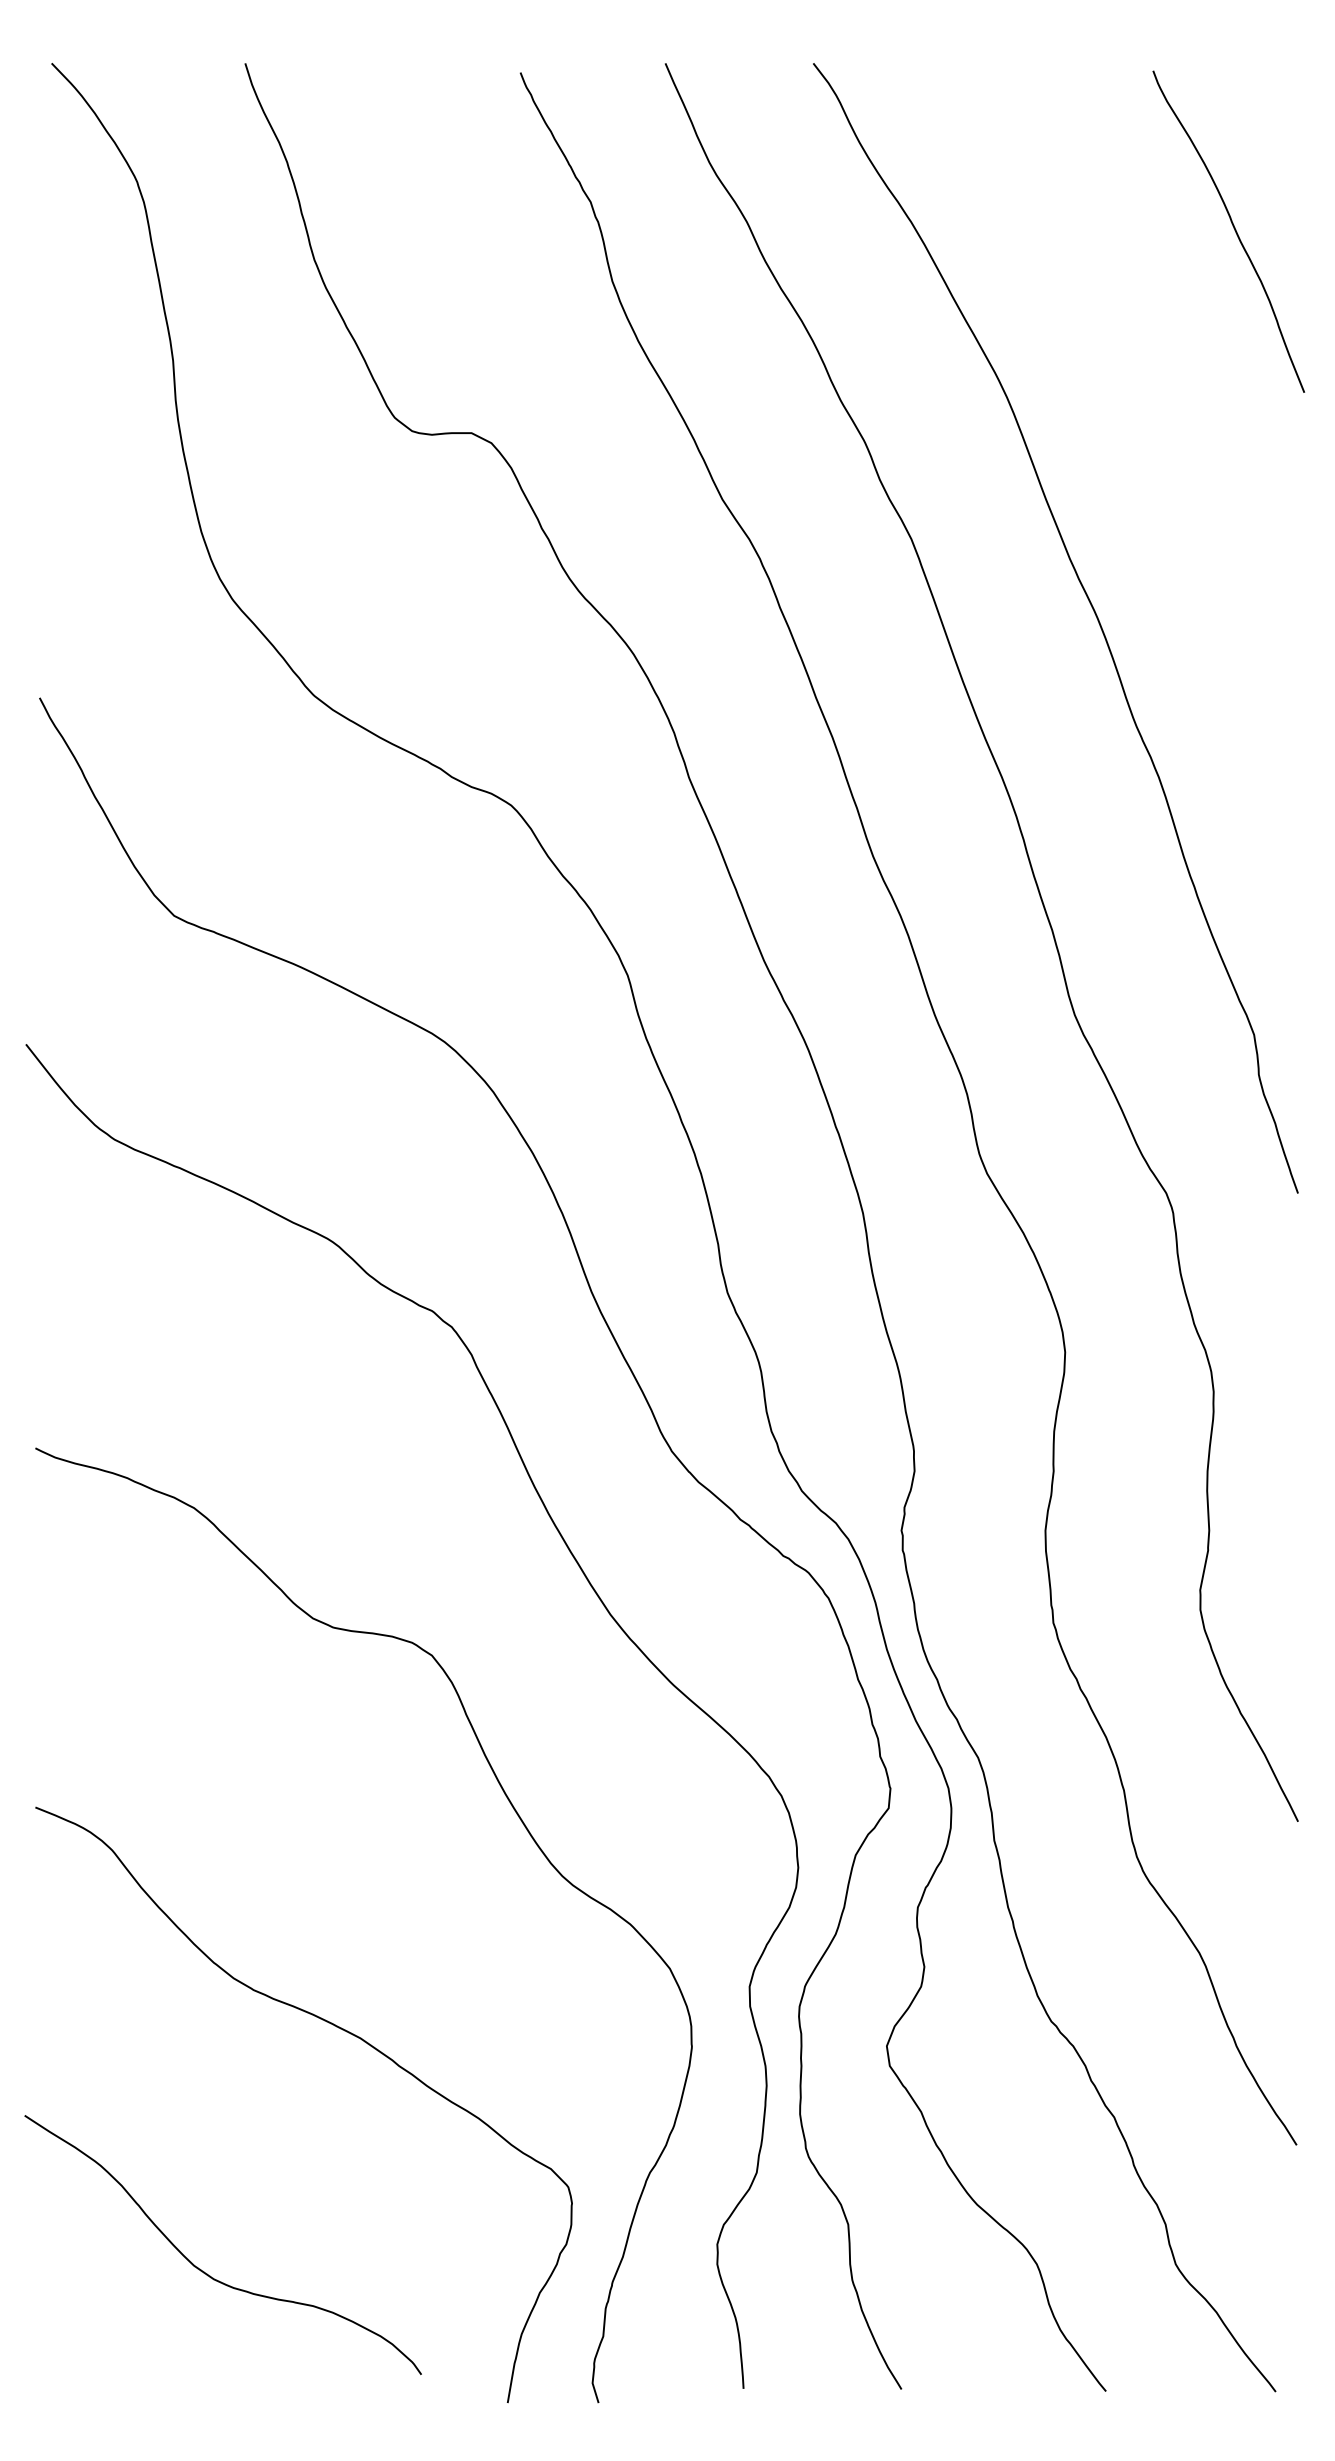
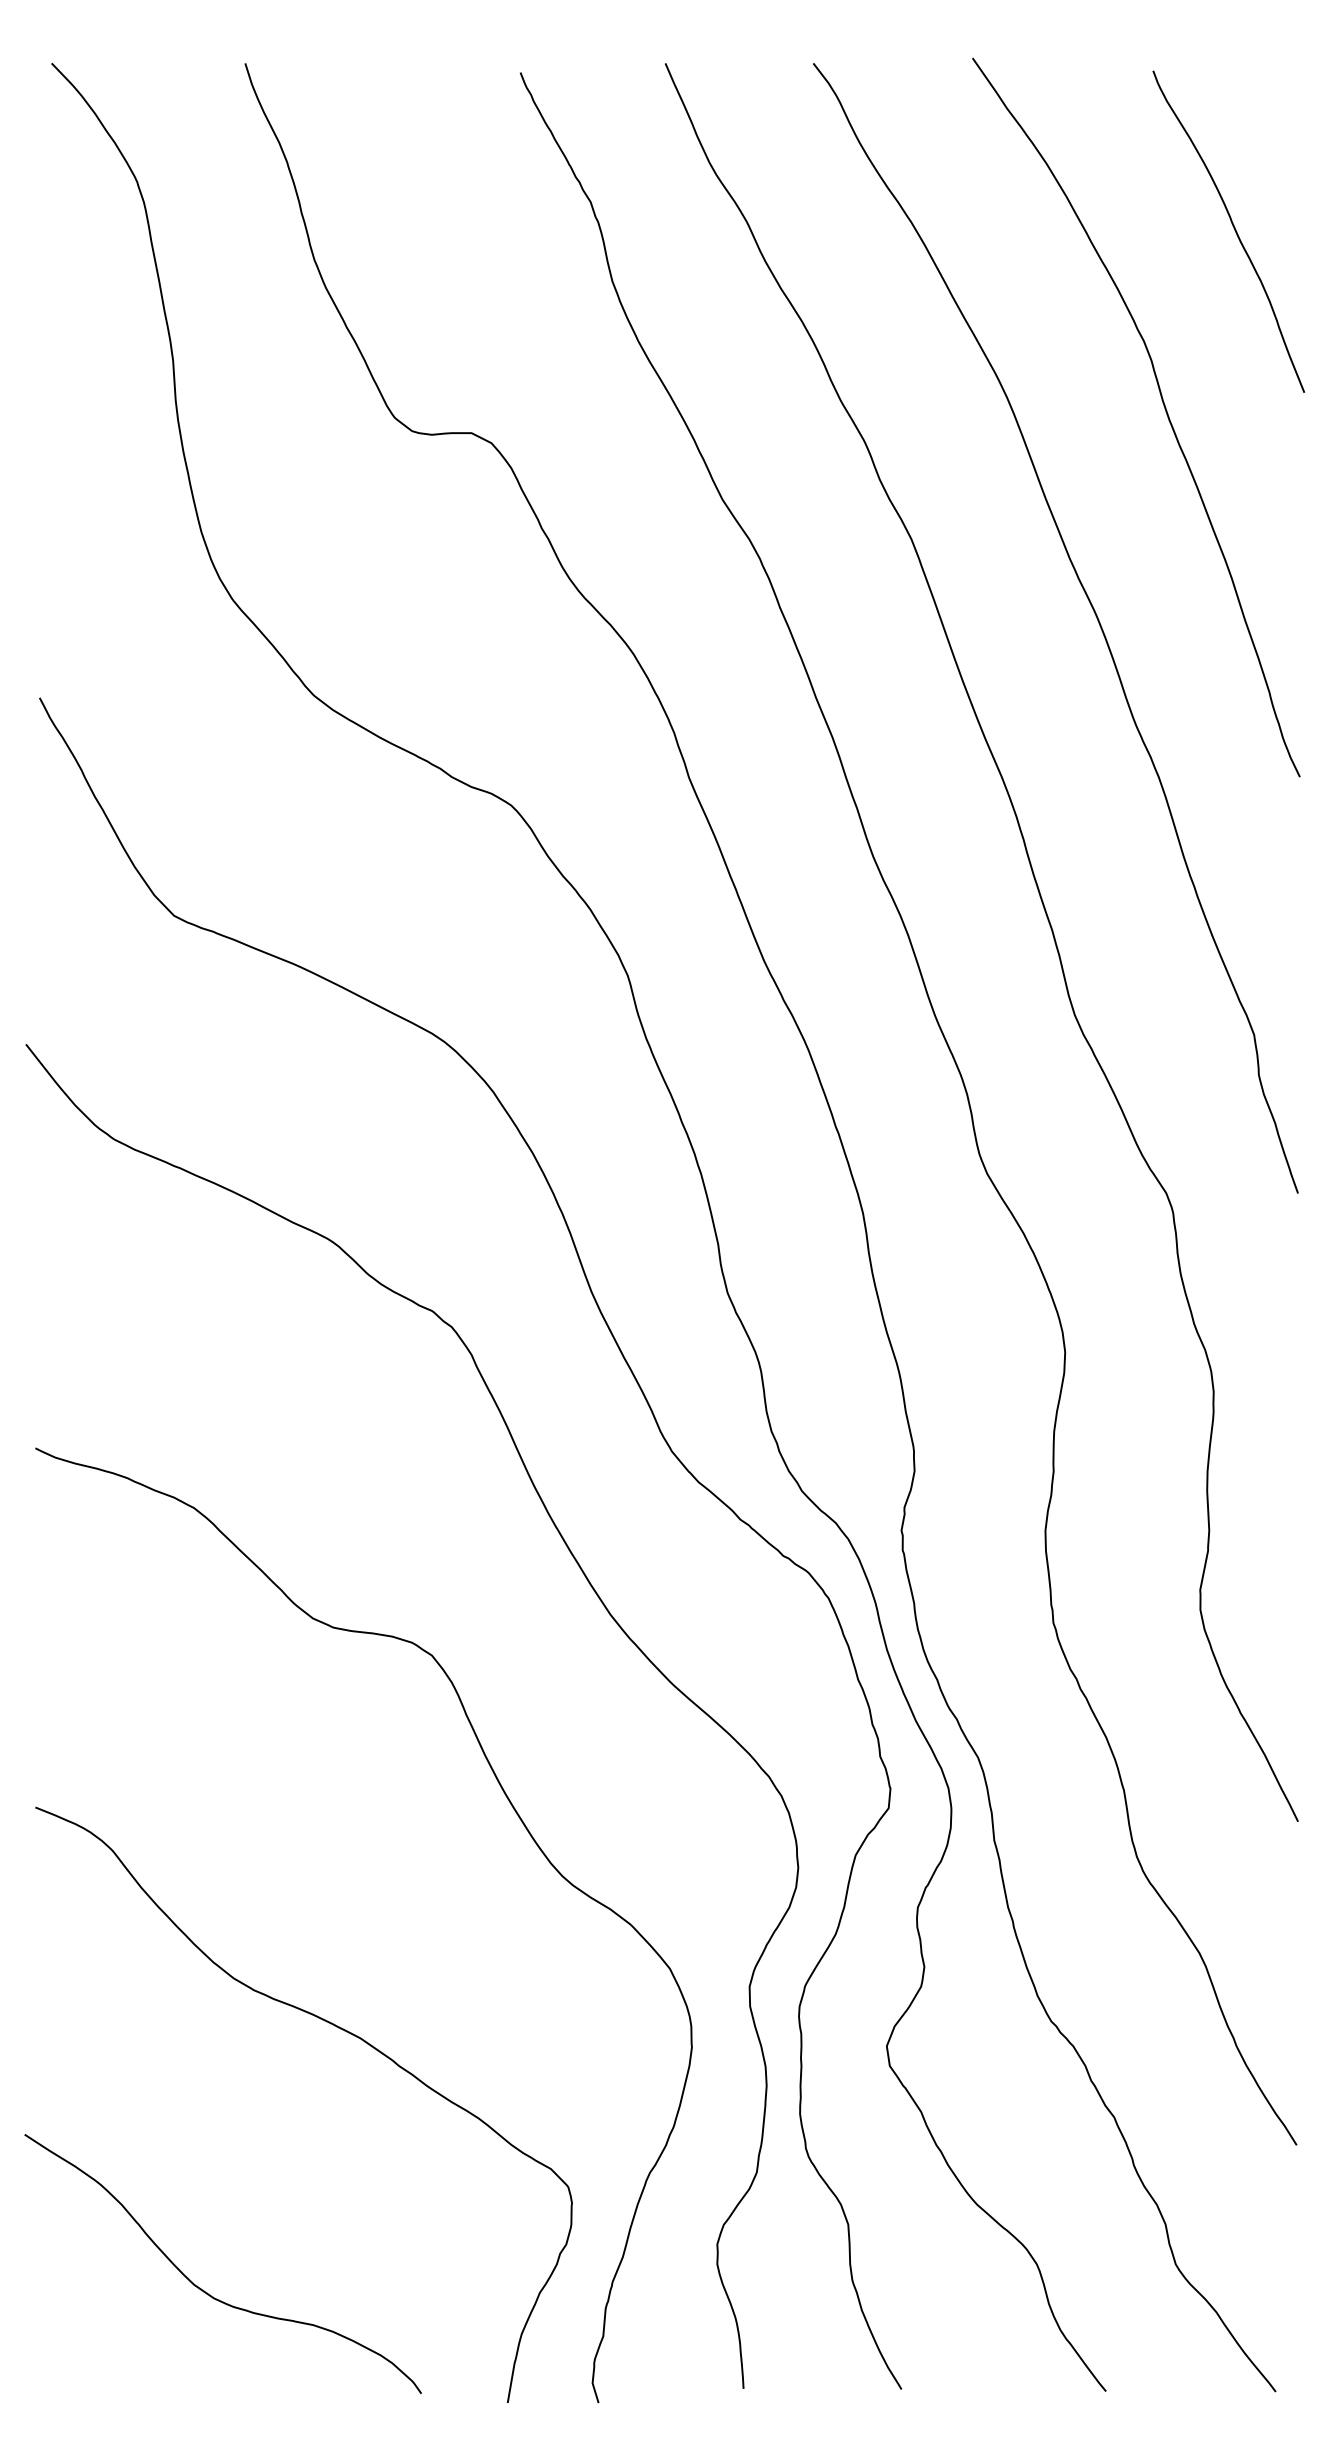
curve: none -> present (1164, 409)
curve position: (204, 2271) -> (204, 2290) (204, 2290)
